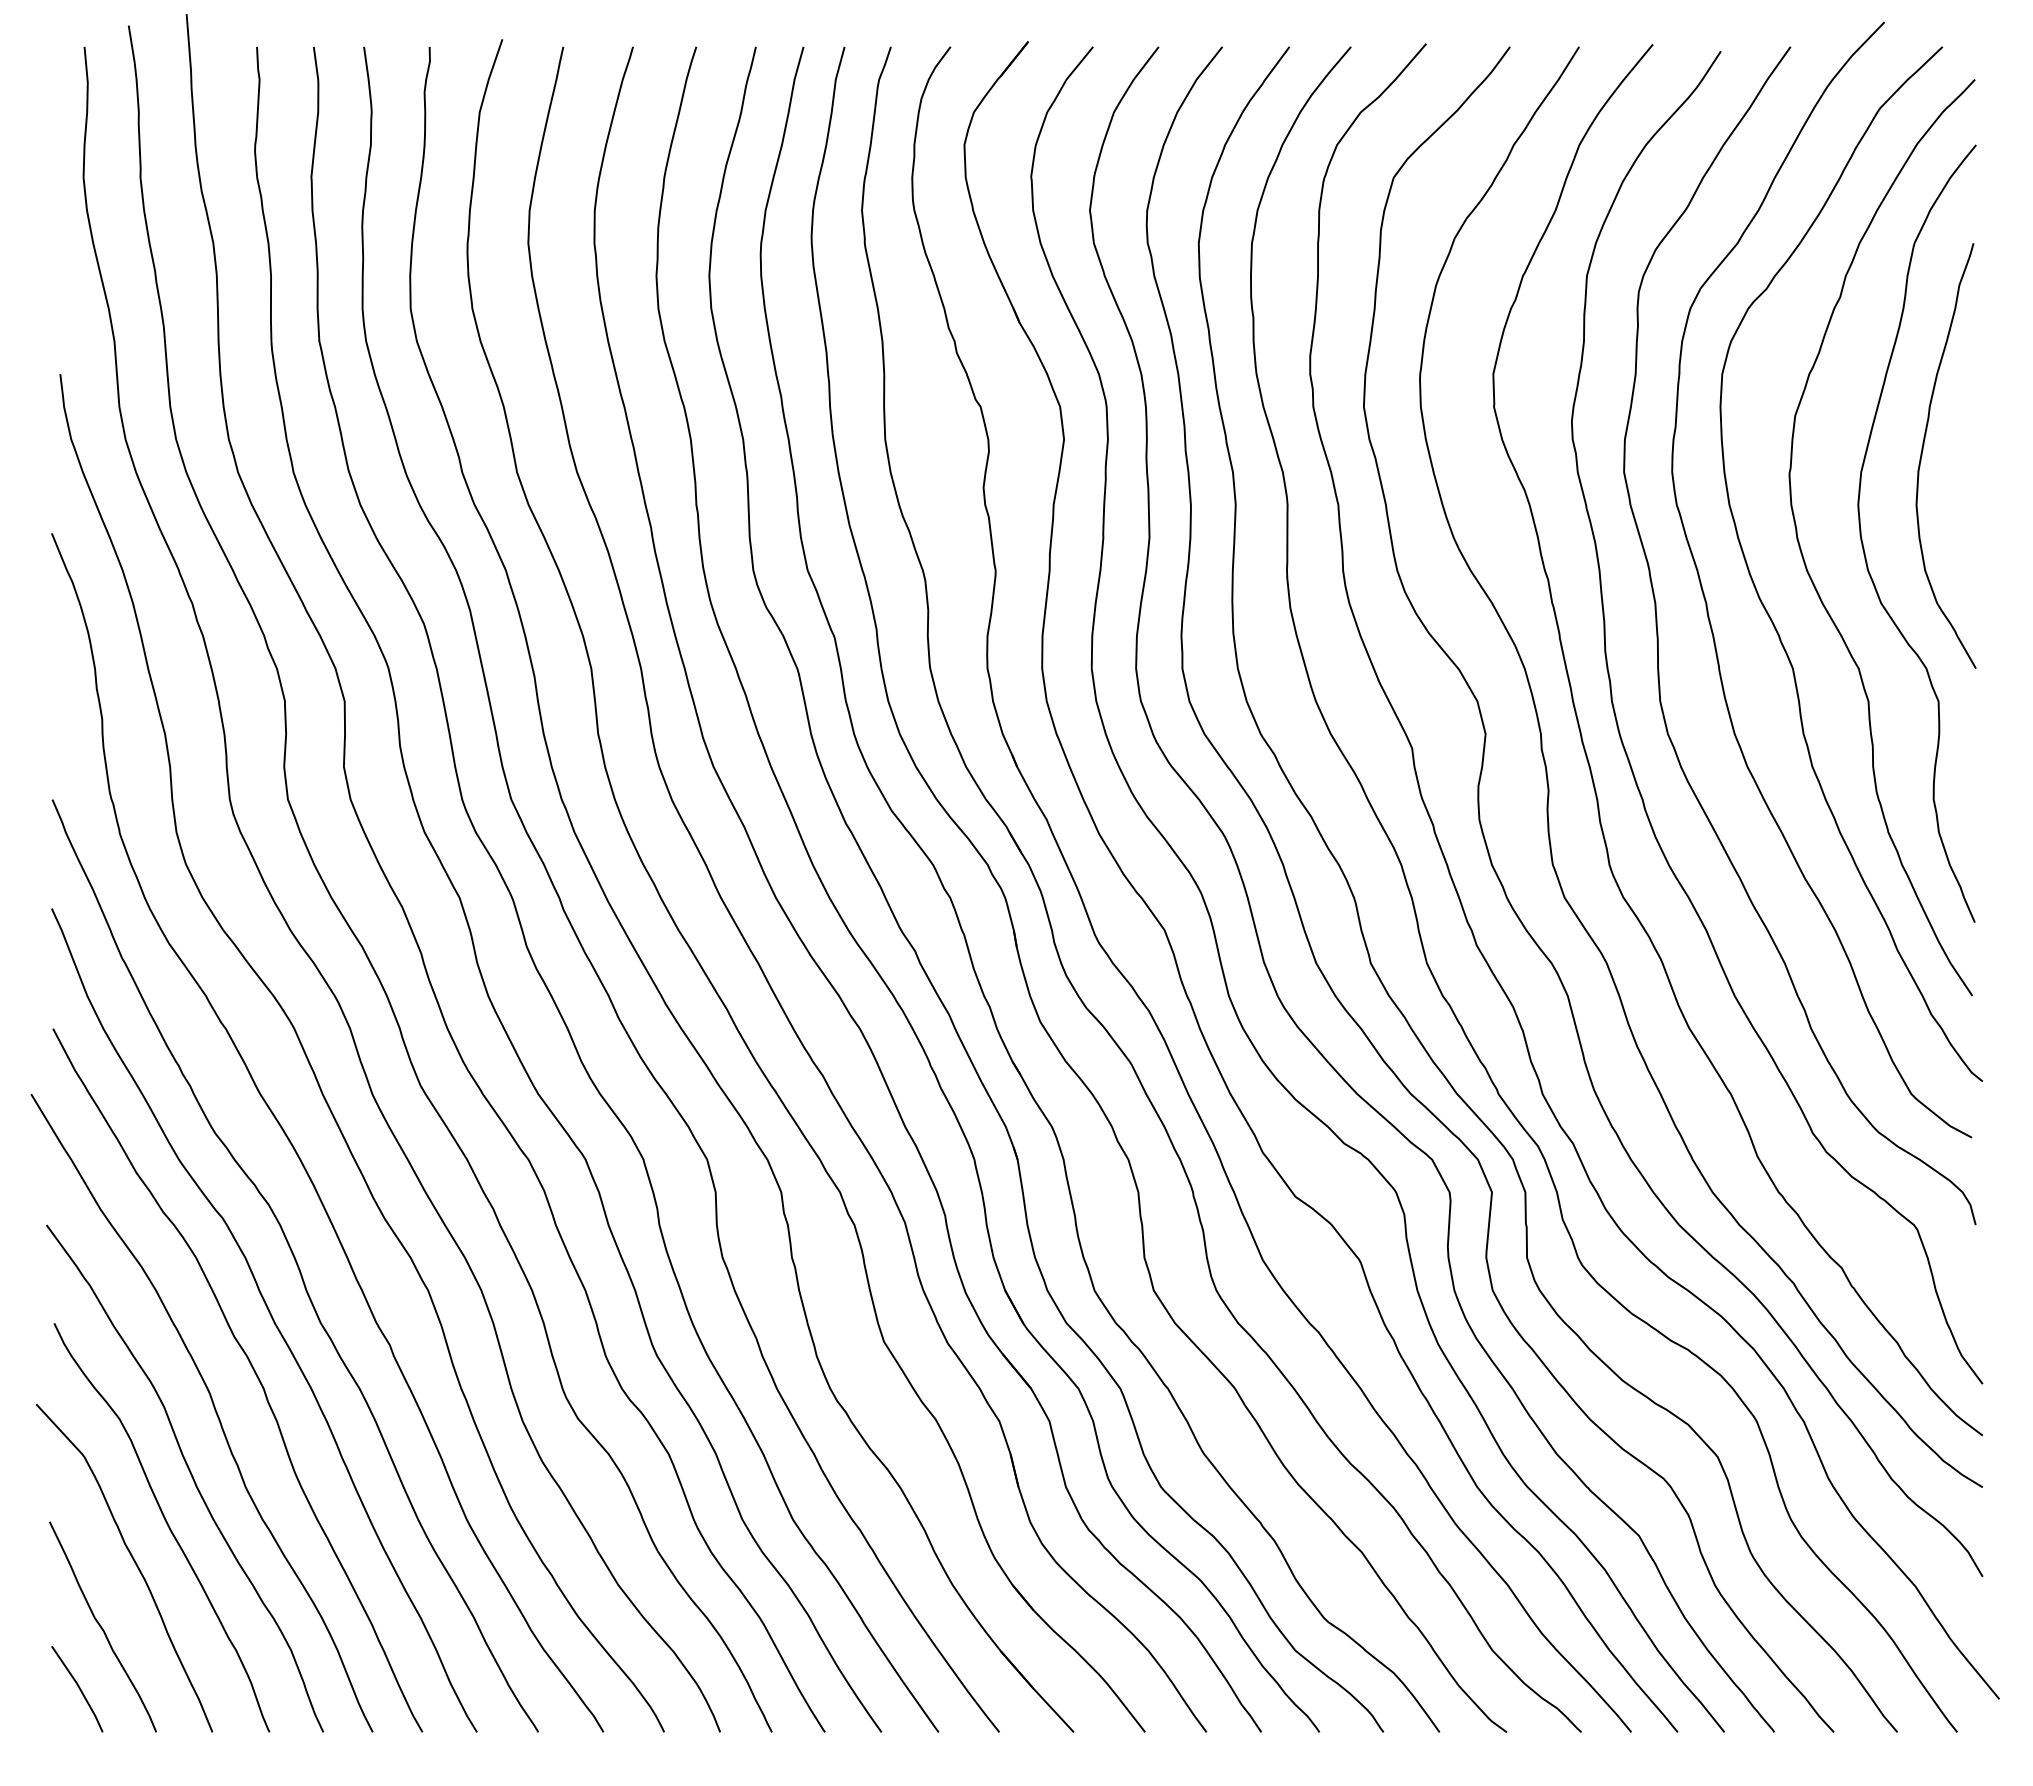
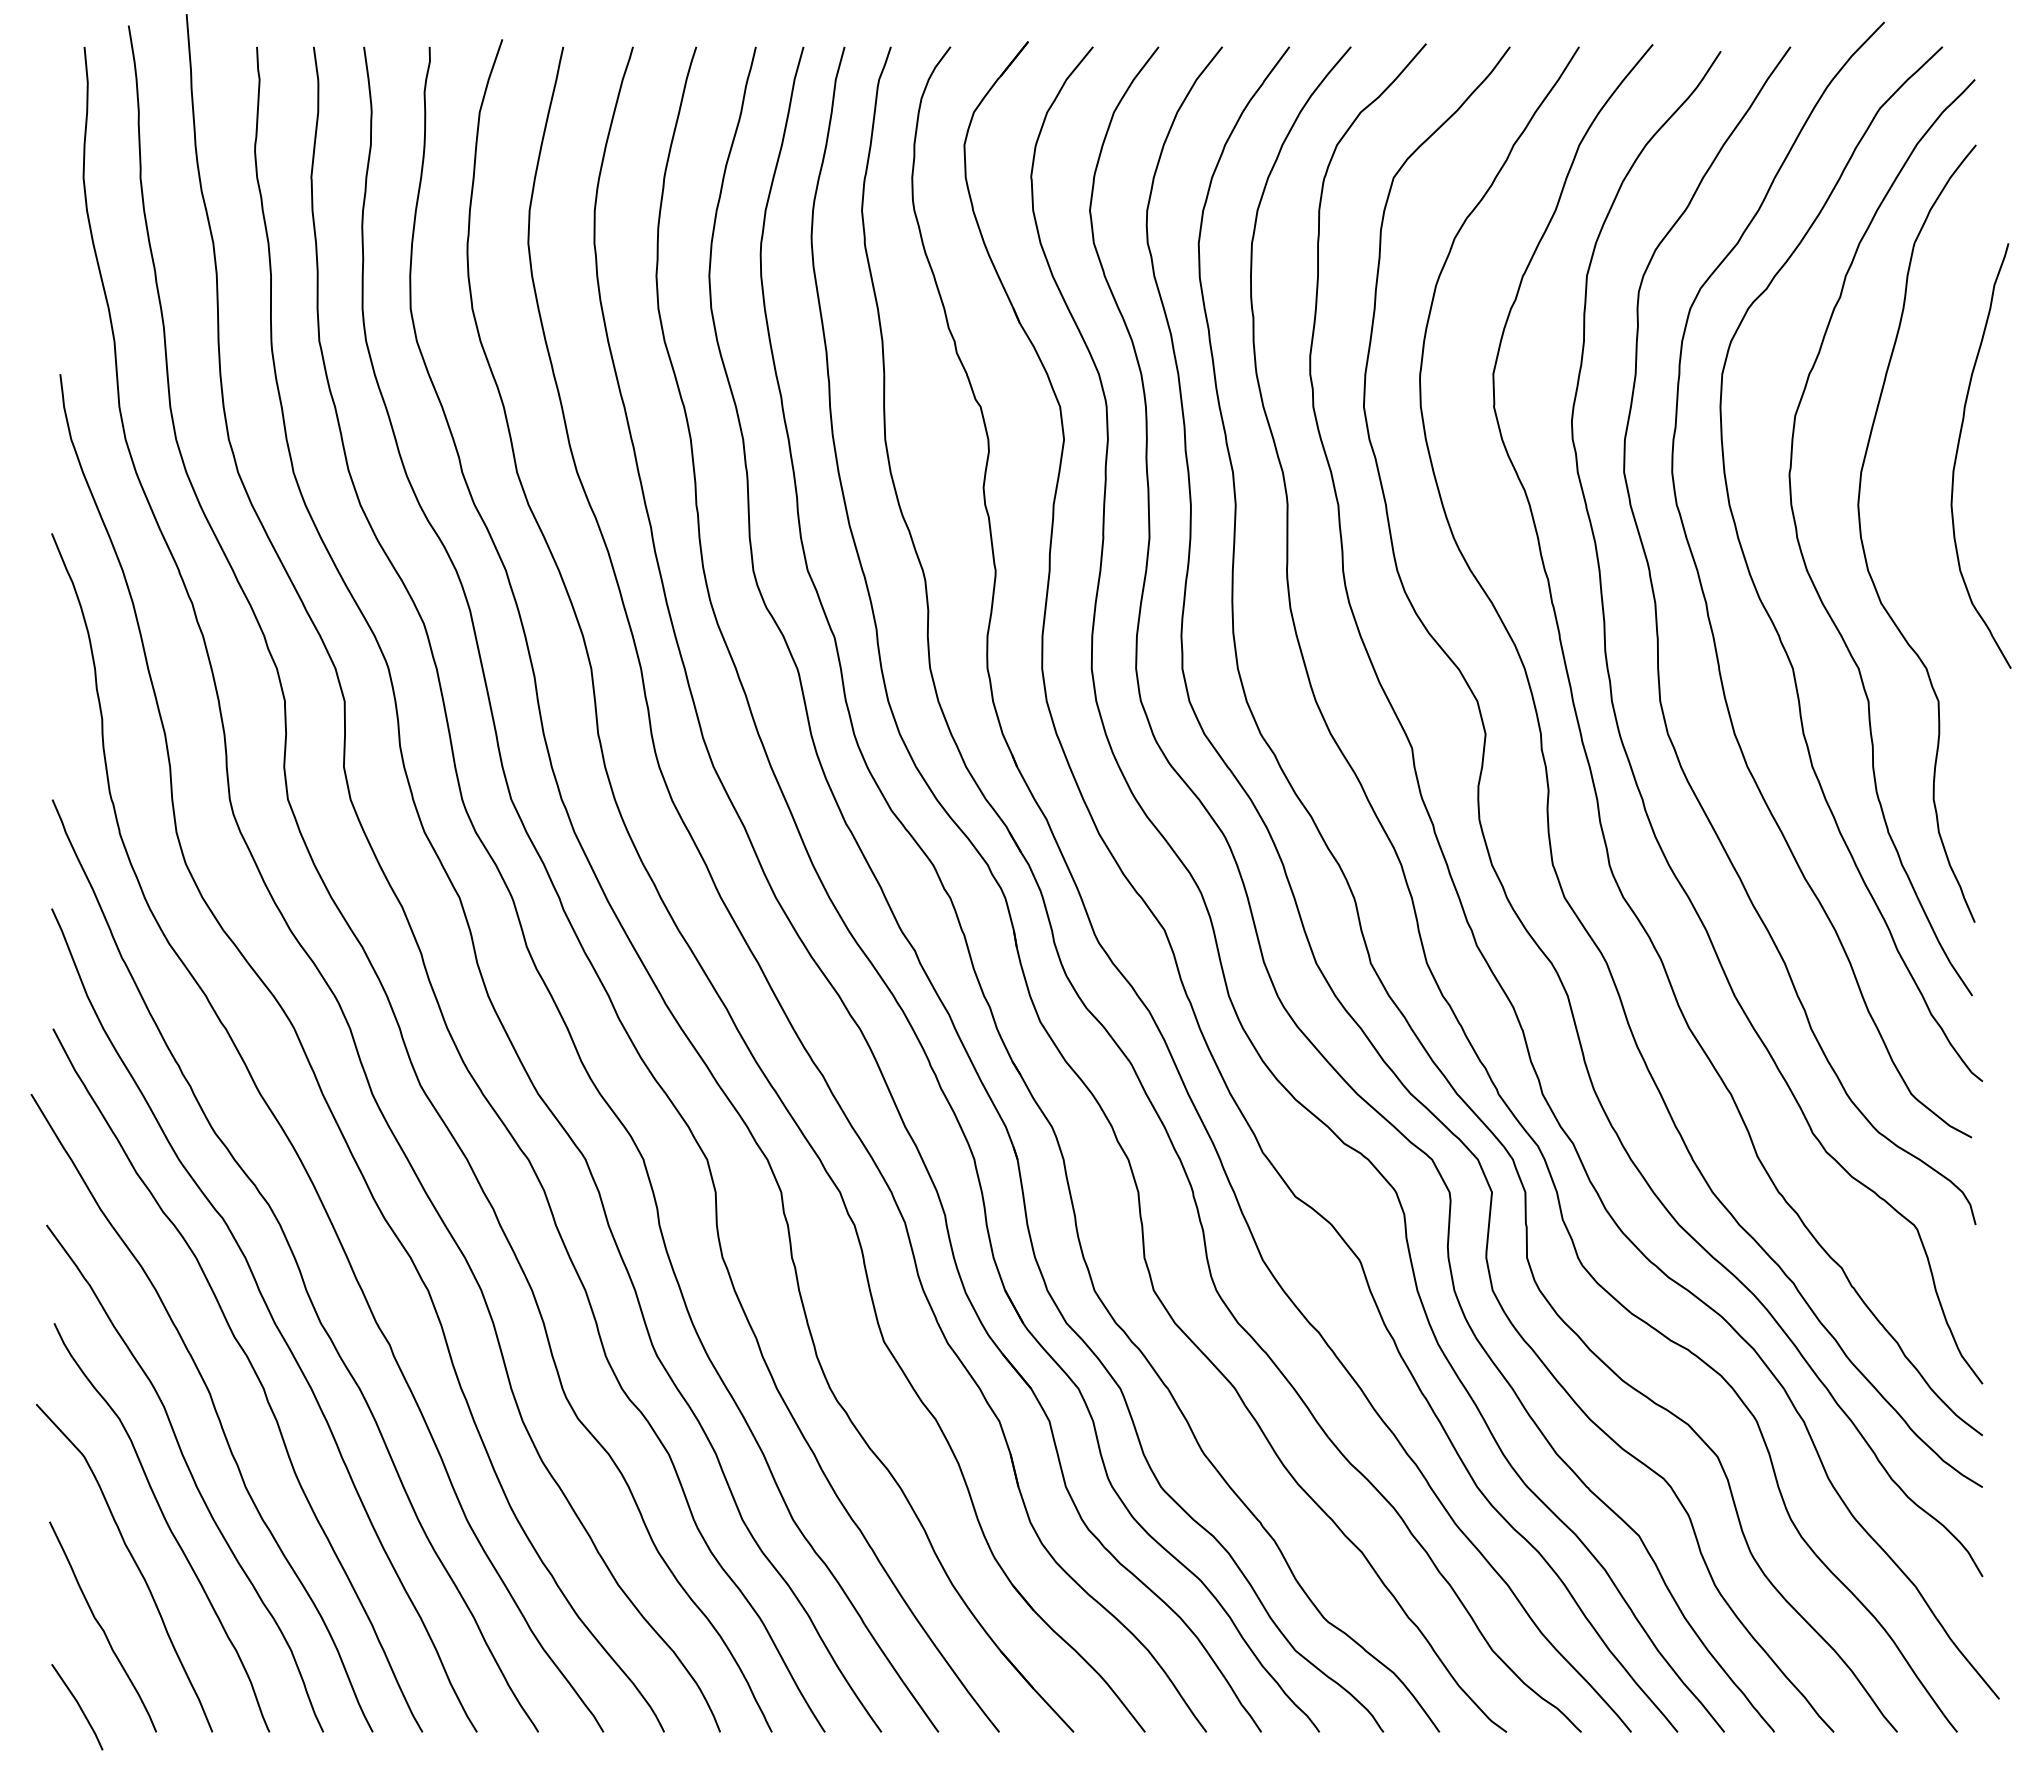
curve position: (1923, 450) -> (1958, 450) (1958, 450)
line position: (78, 1688) -> (78, 1706) (78, 1706)
